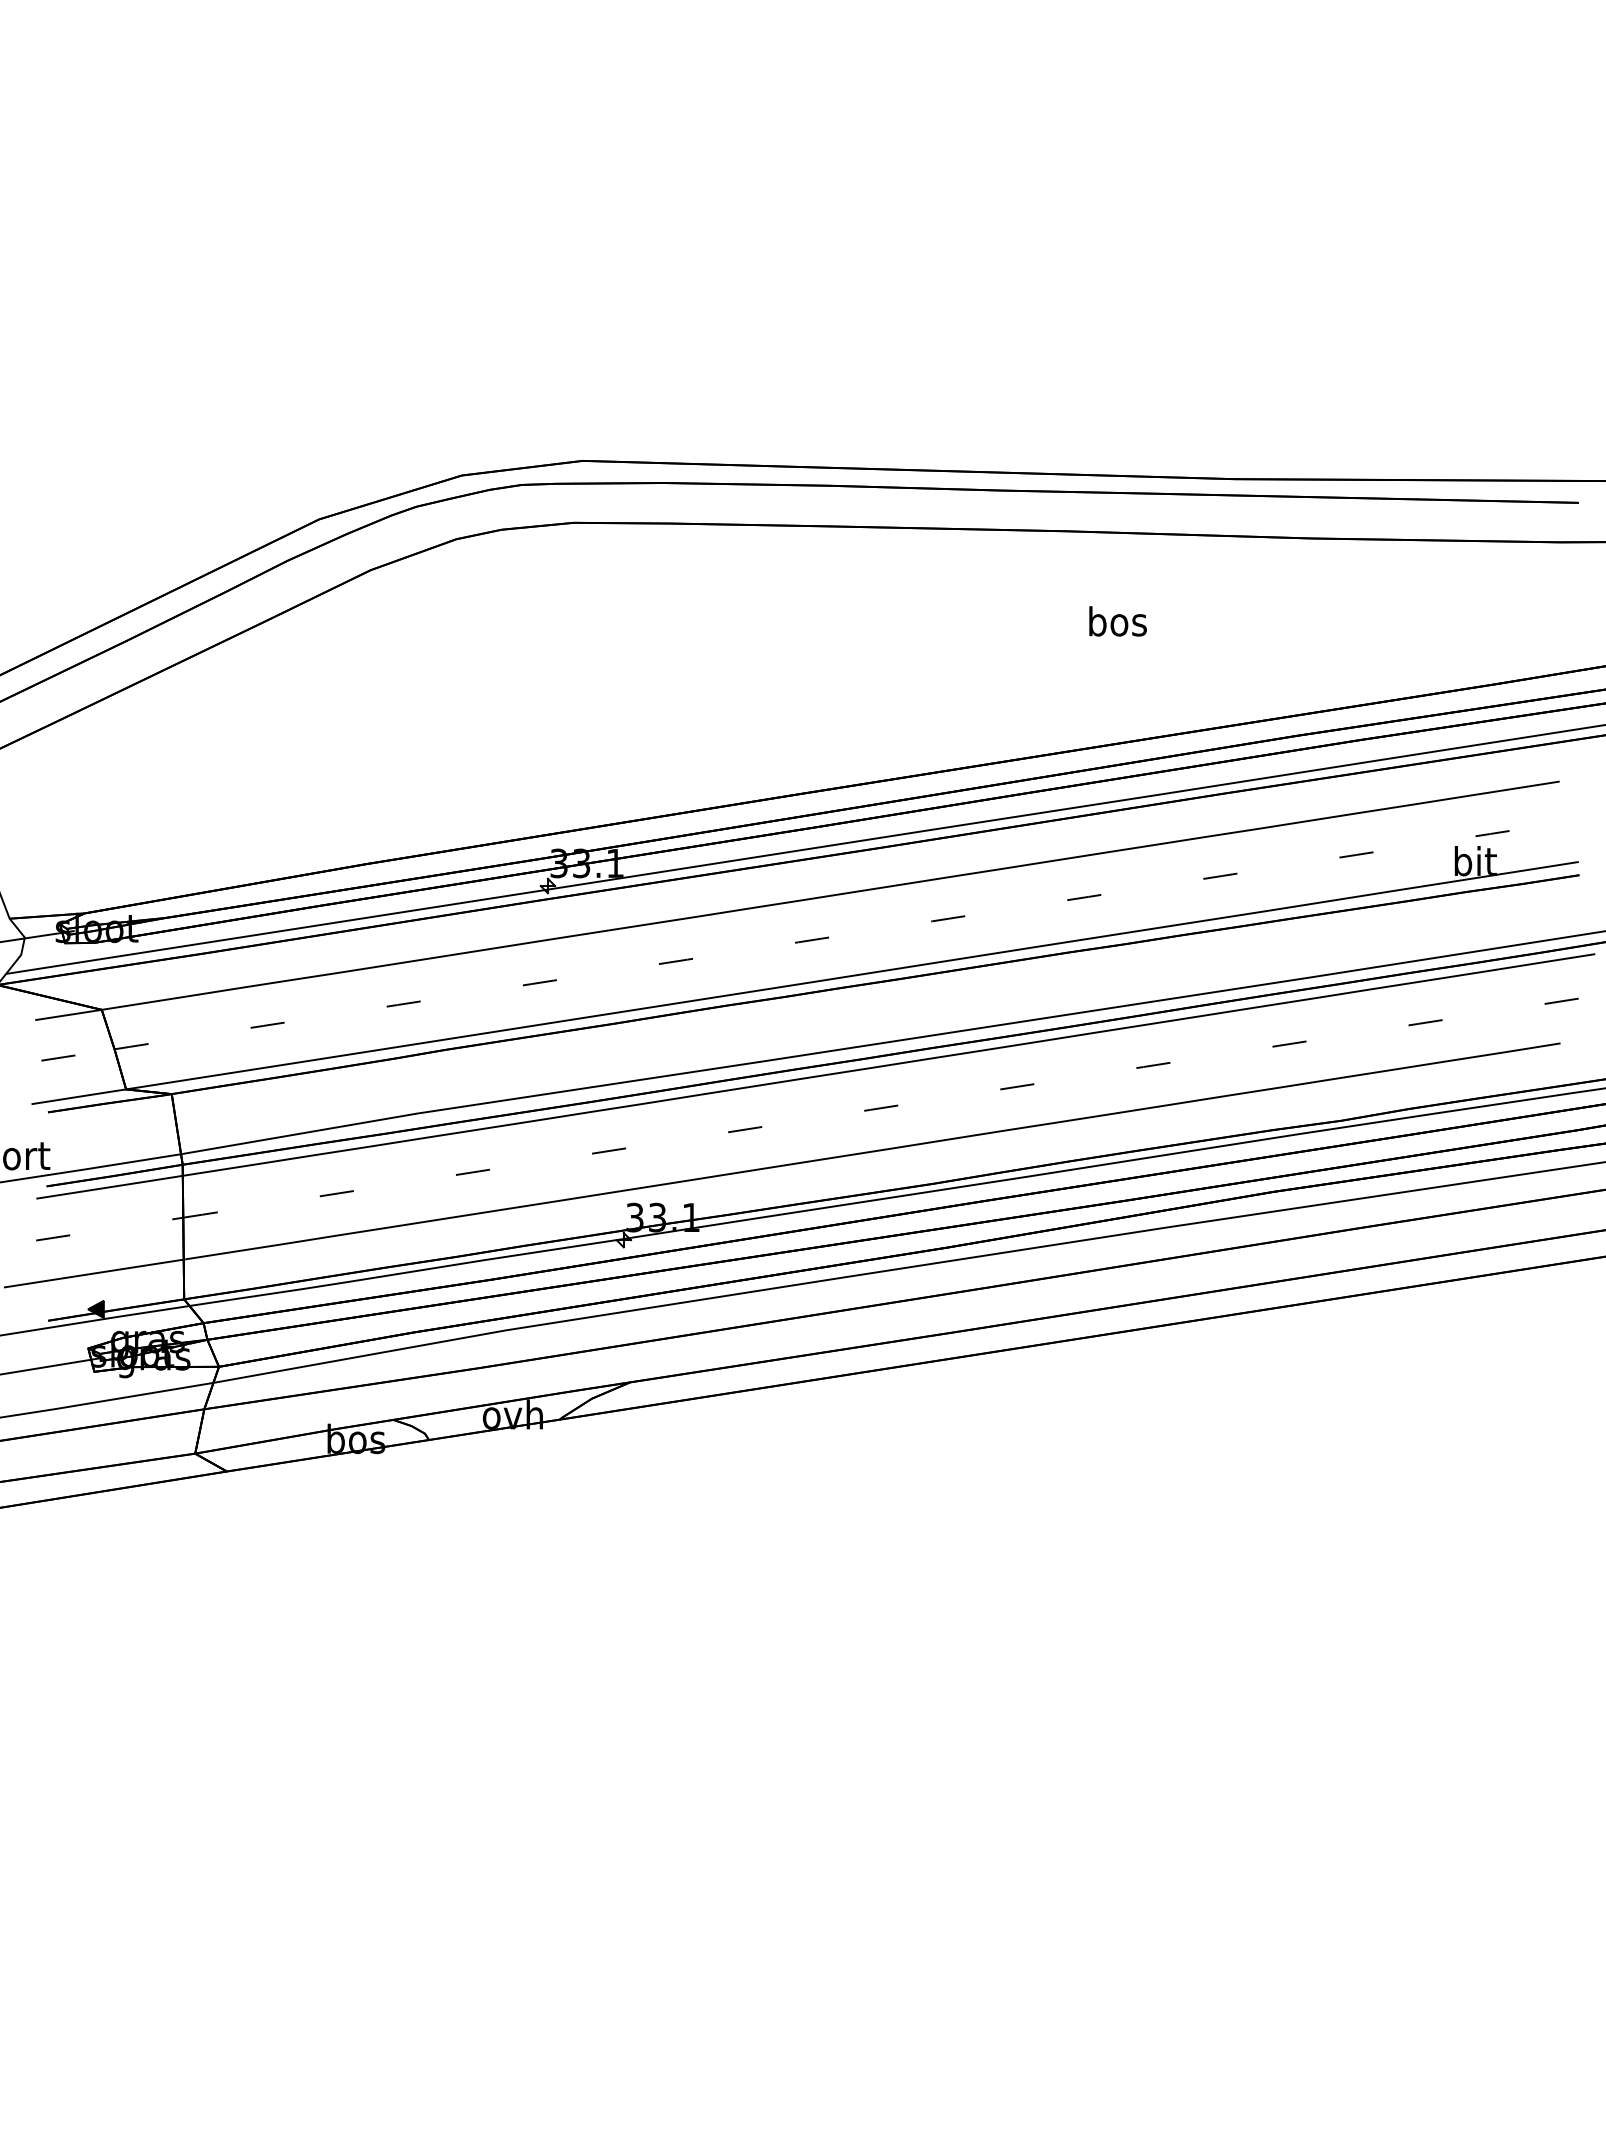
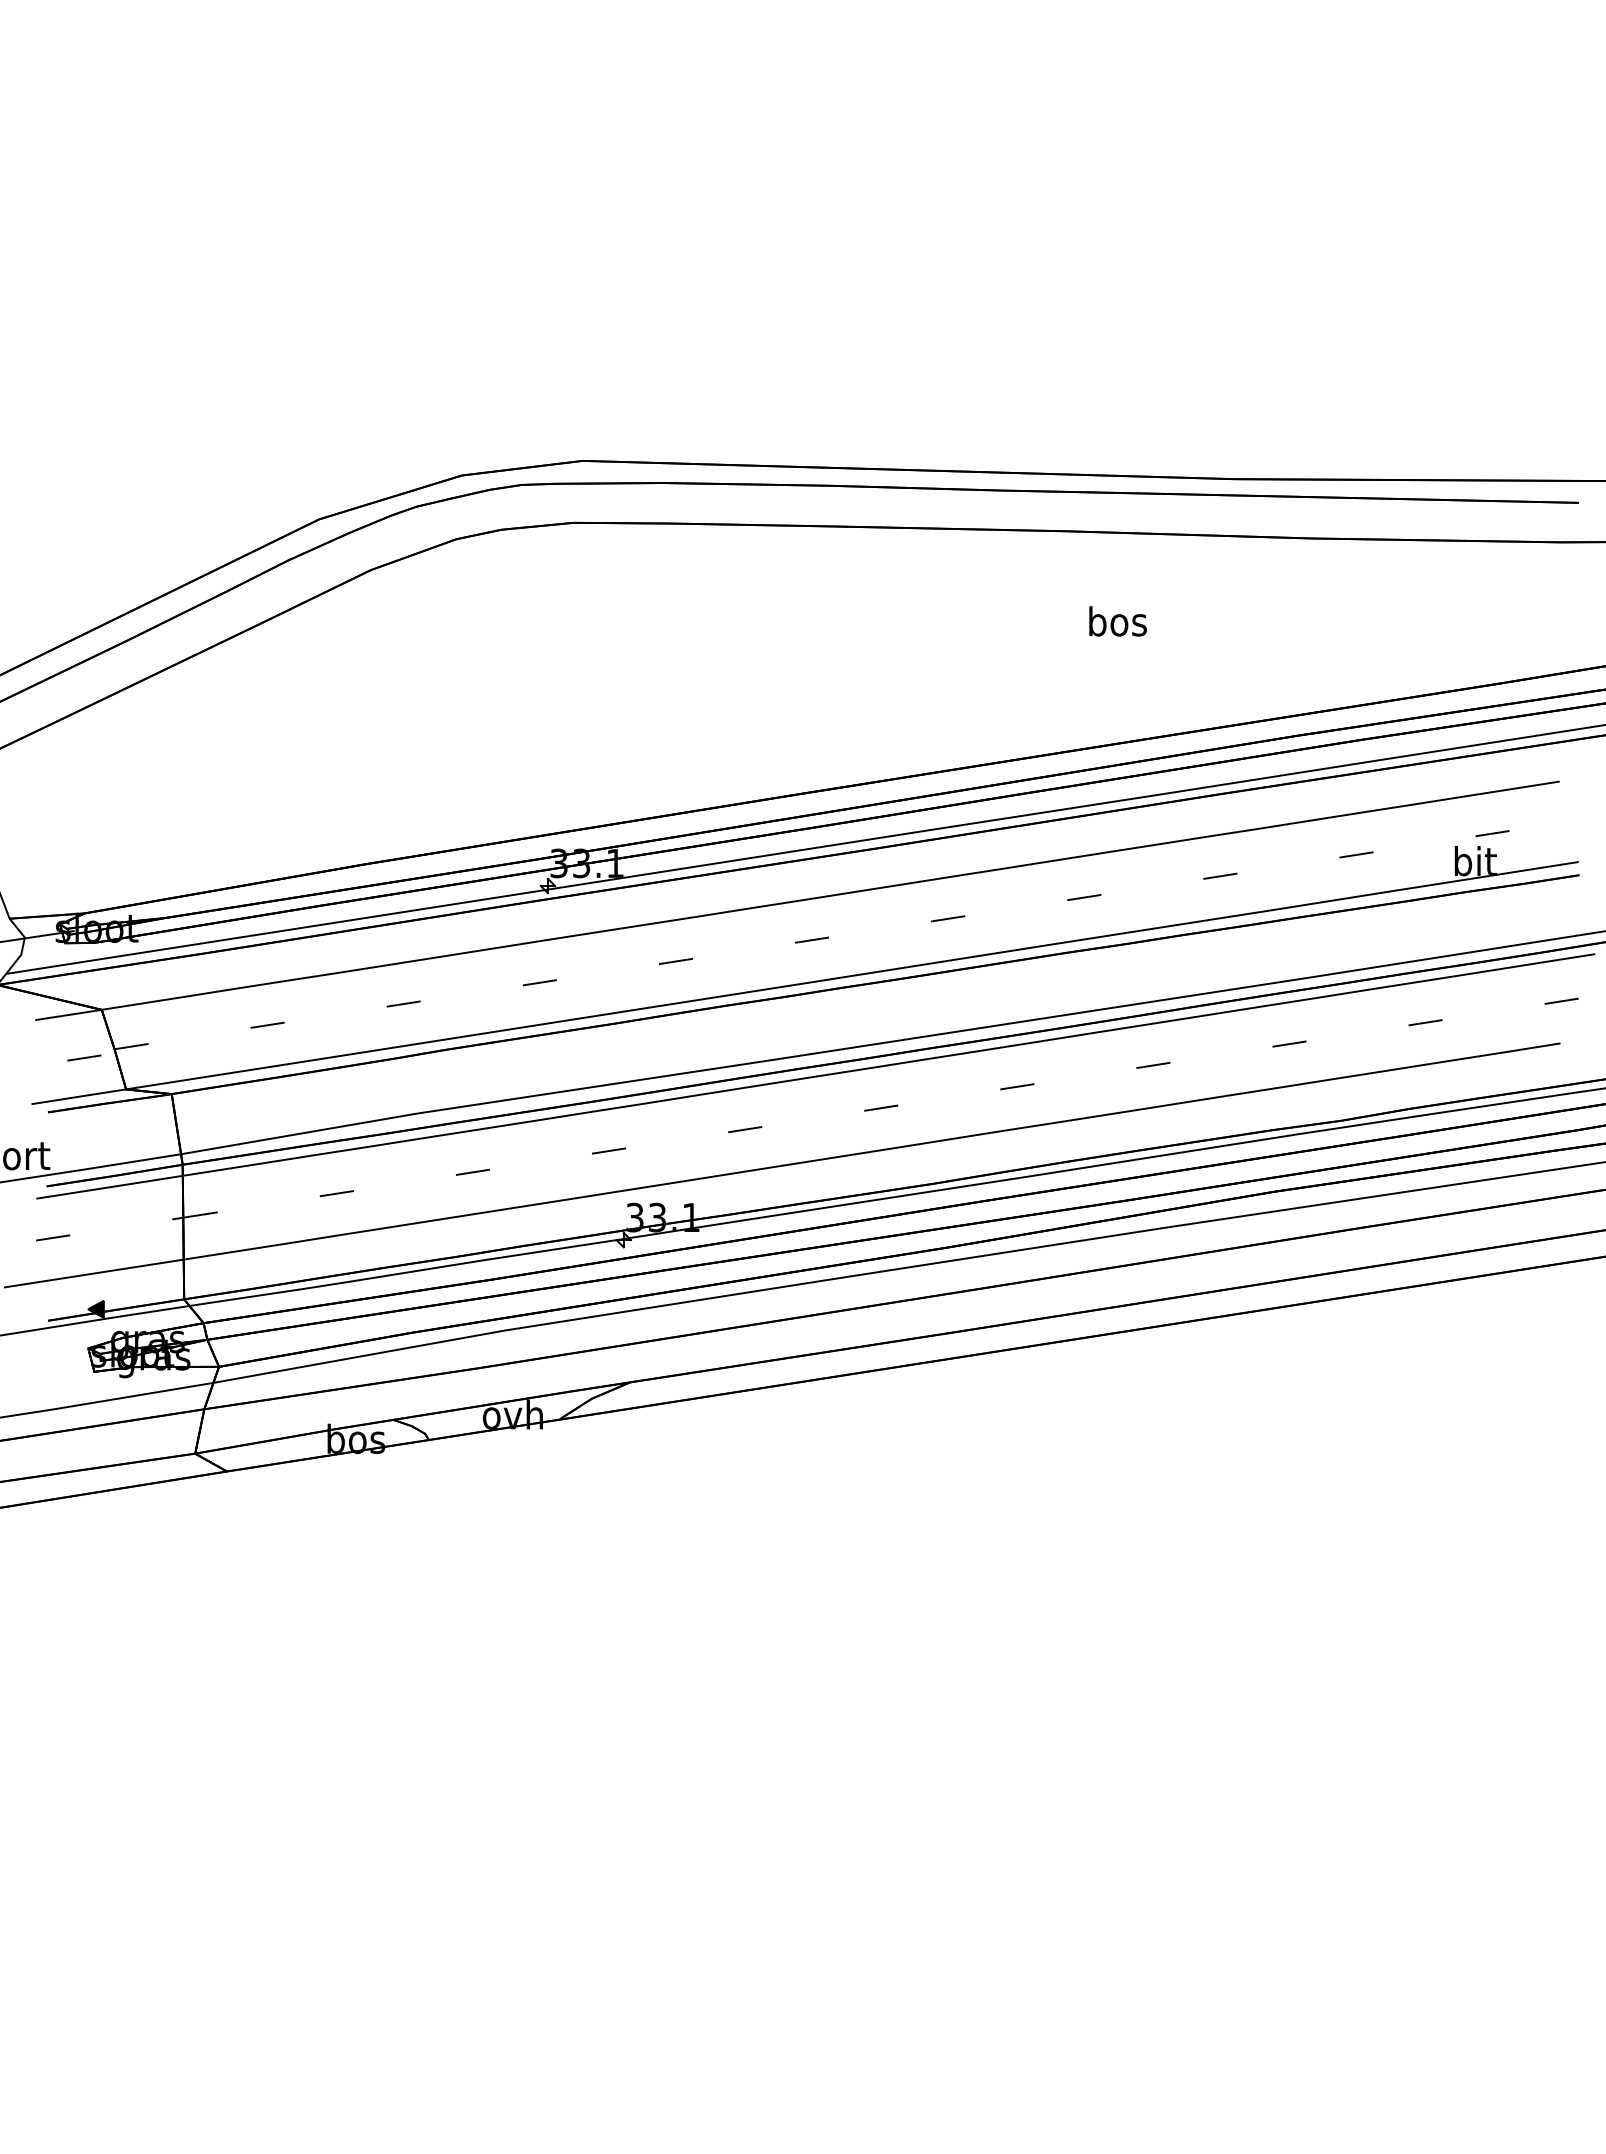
line position: (58, 1057) -> (84, 1057) (84, 1057)
line: present -> none (51, 1366)
